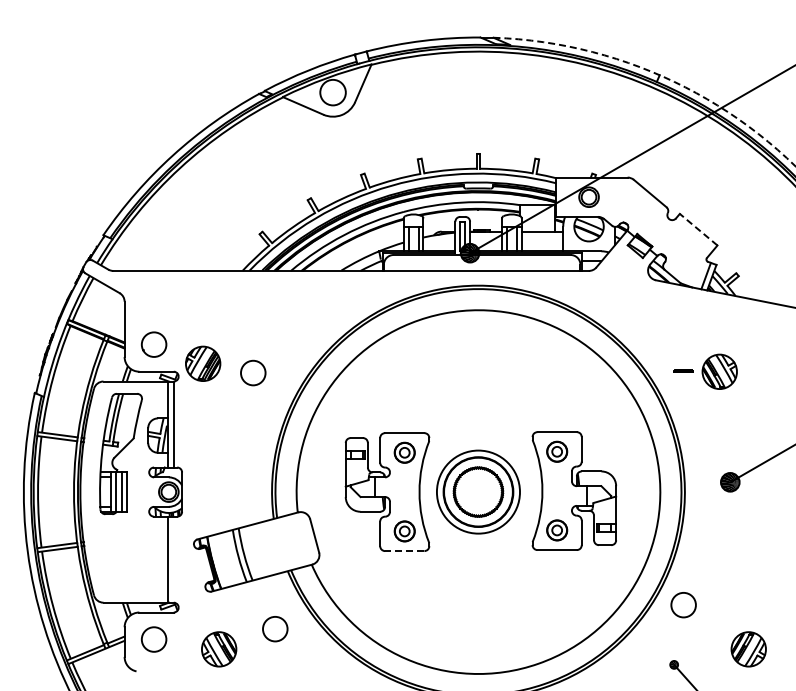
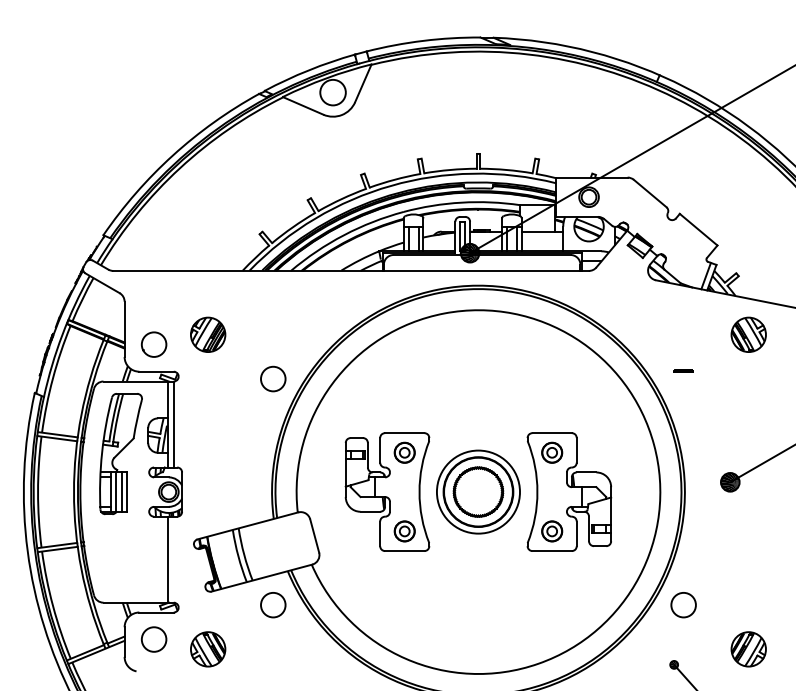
arc: dashed -> solid (656, 74)
line: dashed -> solid (698, 229)
part position: (203, 363) -> (208, 334) (208, 334)
part position: (719, 371) -> (748, 334) (748, 334)
circle position: (253, 372) -> (273, 378) (273, 378)
part position: (574, 490) -> (569, 491) (569, 491)
line: dashed -> solid (404, 551)
circle position: (275, 629) -> (273, 605) (273, 605)
part position: (219, 649) -> (208, 649) (208, 649)
